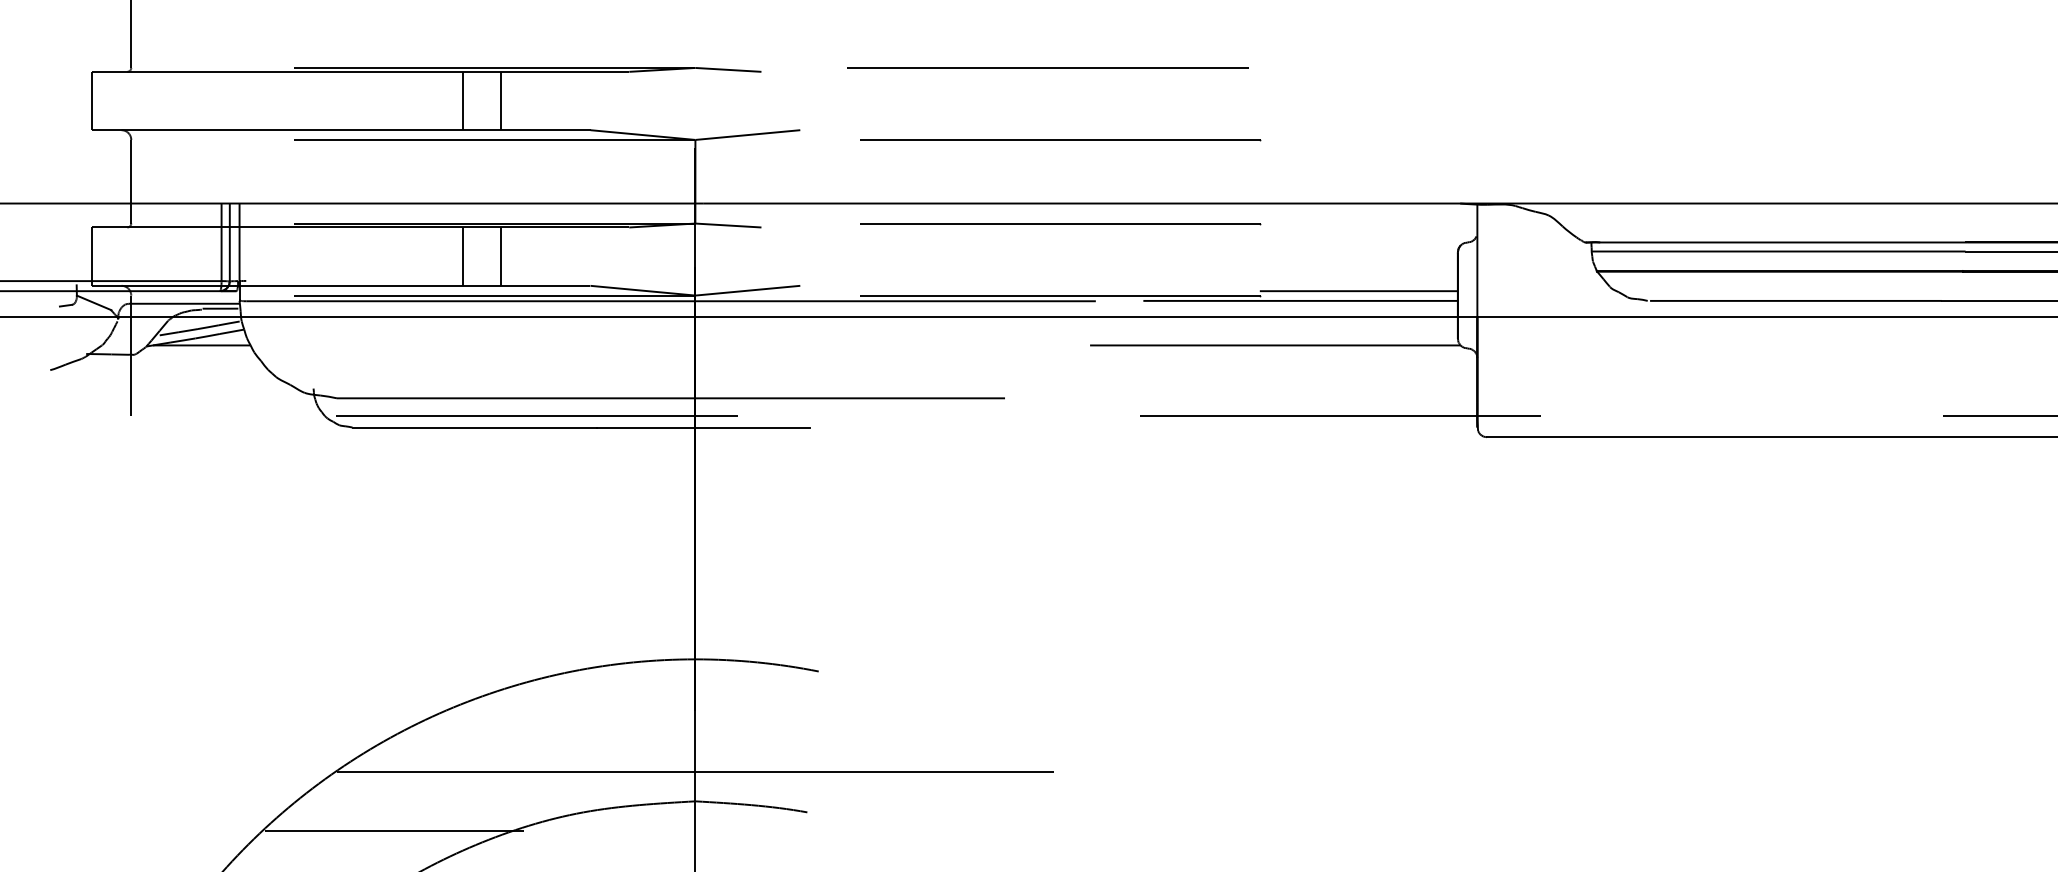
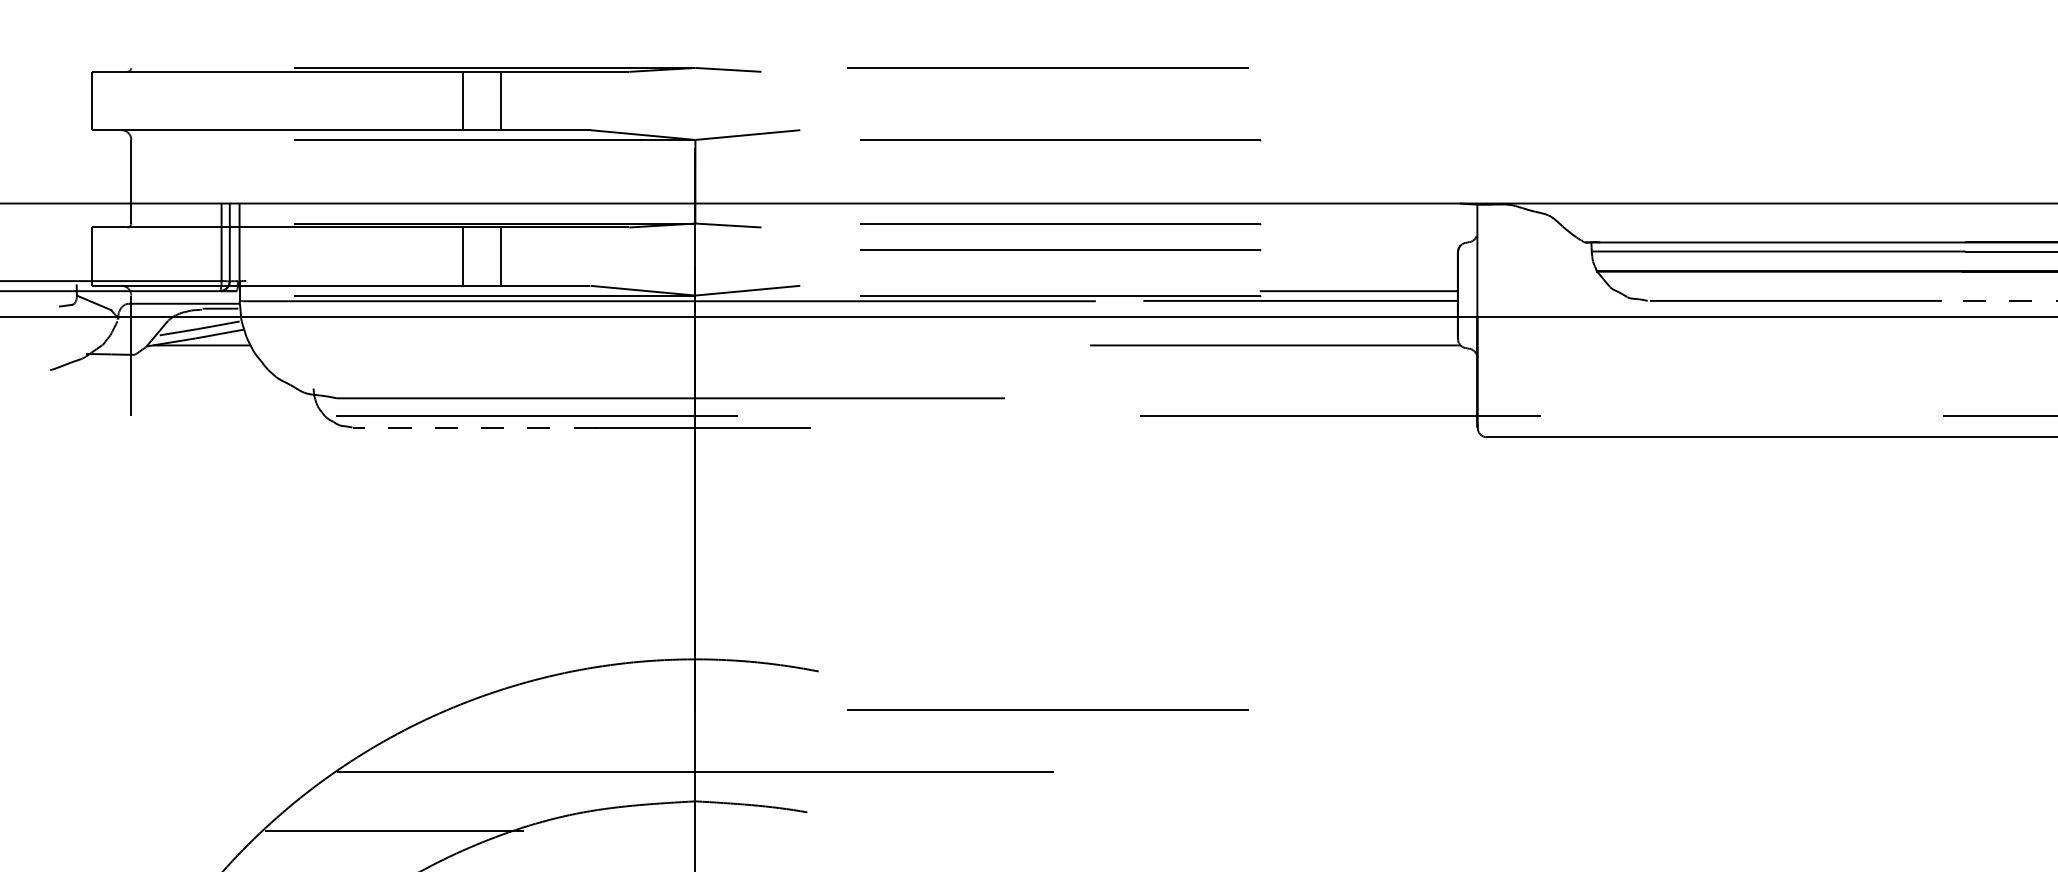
line: present -> none (131, 34)
line: none -> present (1060, 250)
line: solid -> dashed (1999, 300)
line: solid -> dashed (474, 427)
line: none -> present (1047, 709)
